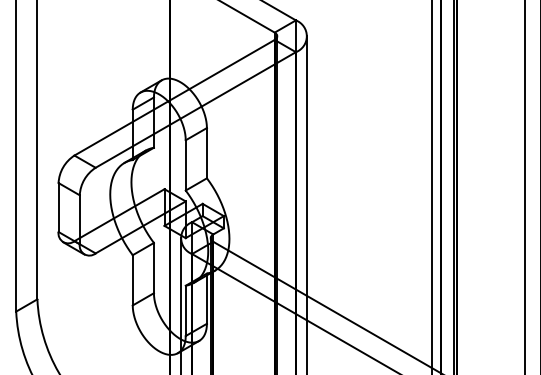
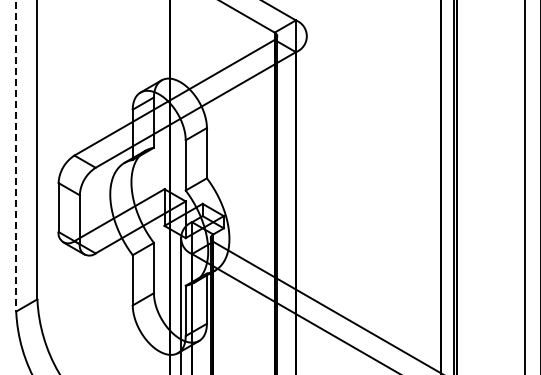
line: solid -> dashed (16, 156)
line: present -> none (431, 186)
line: present -> none (307, 203)
